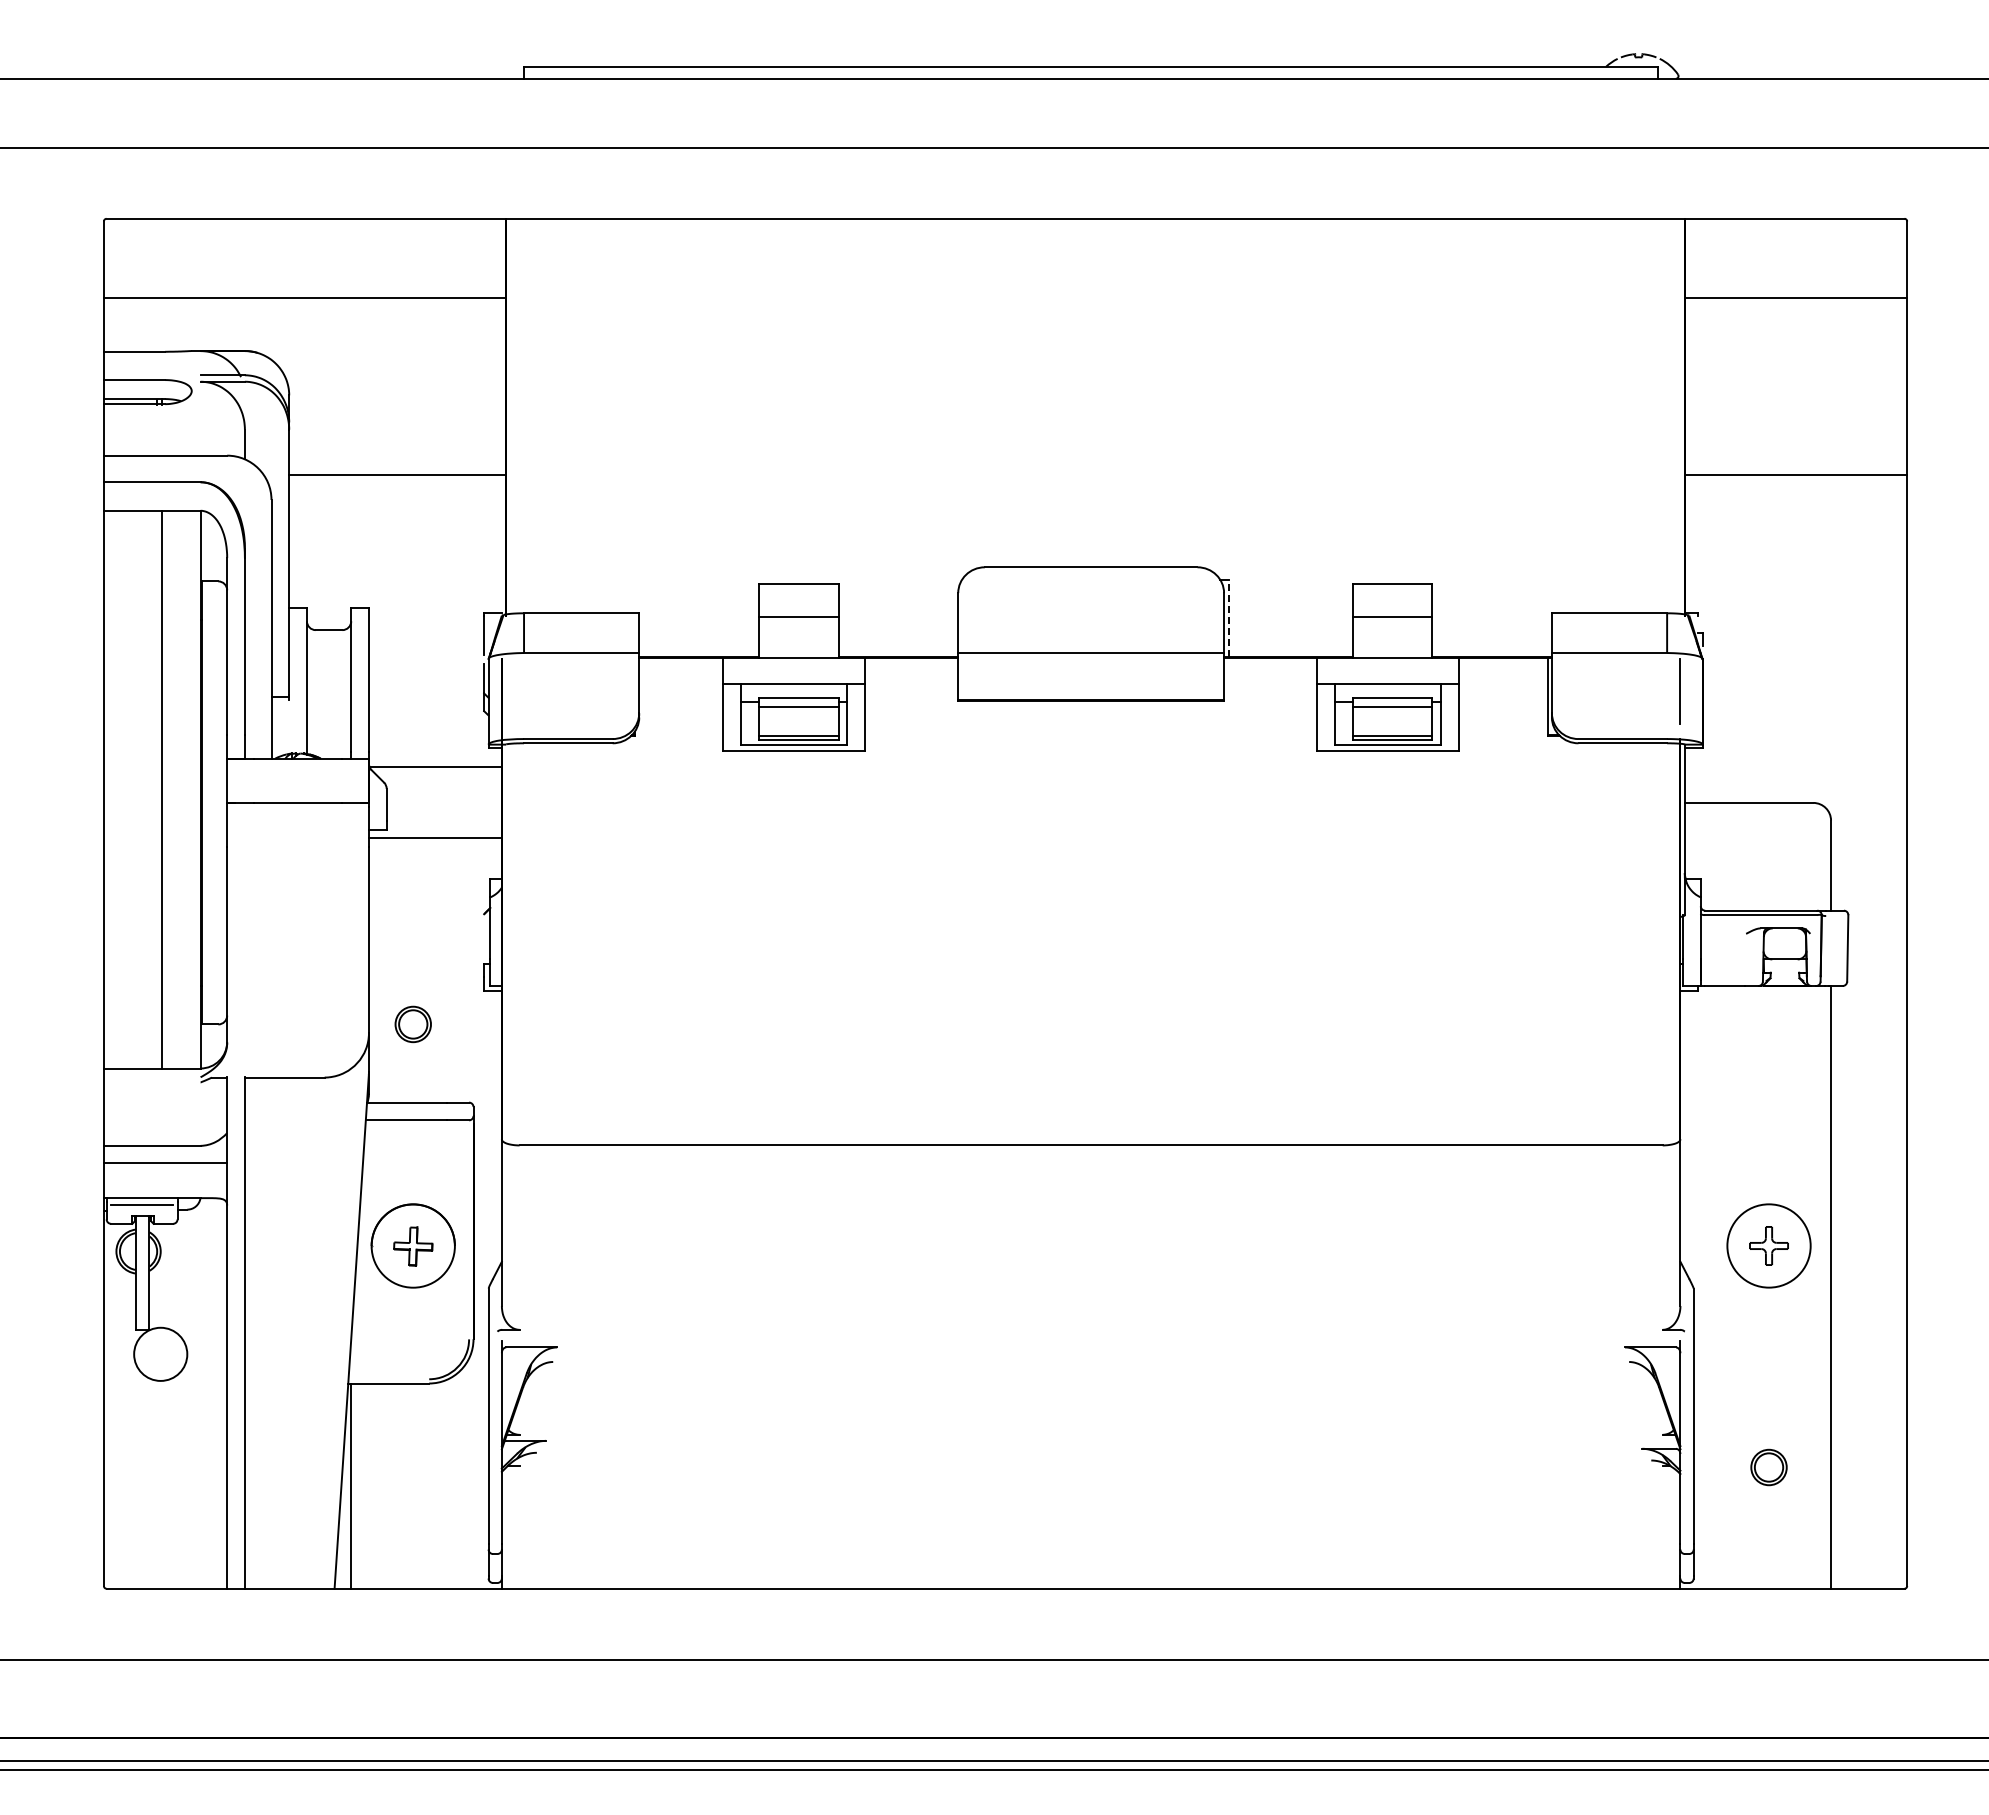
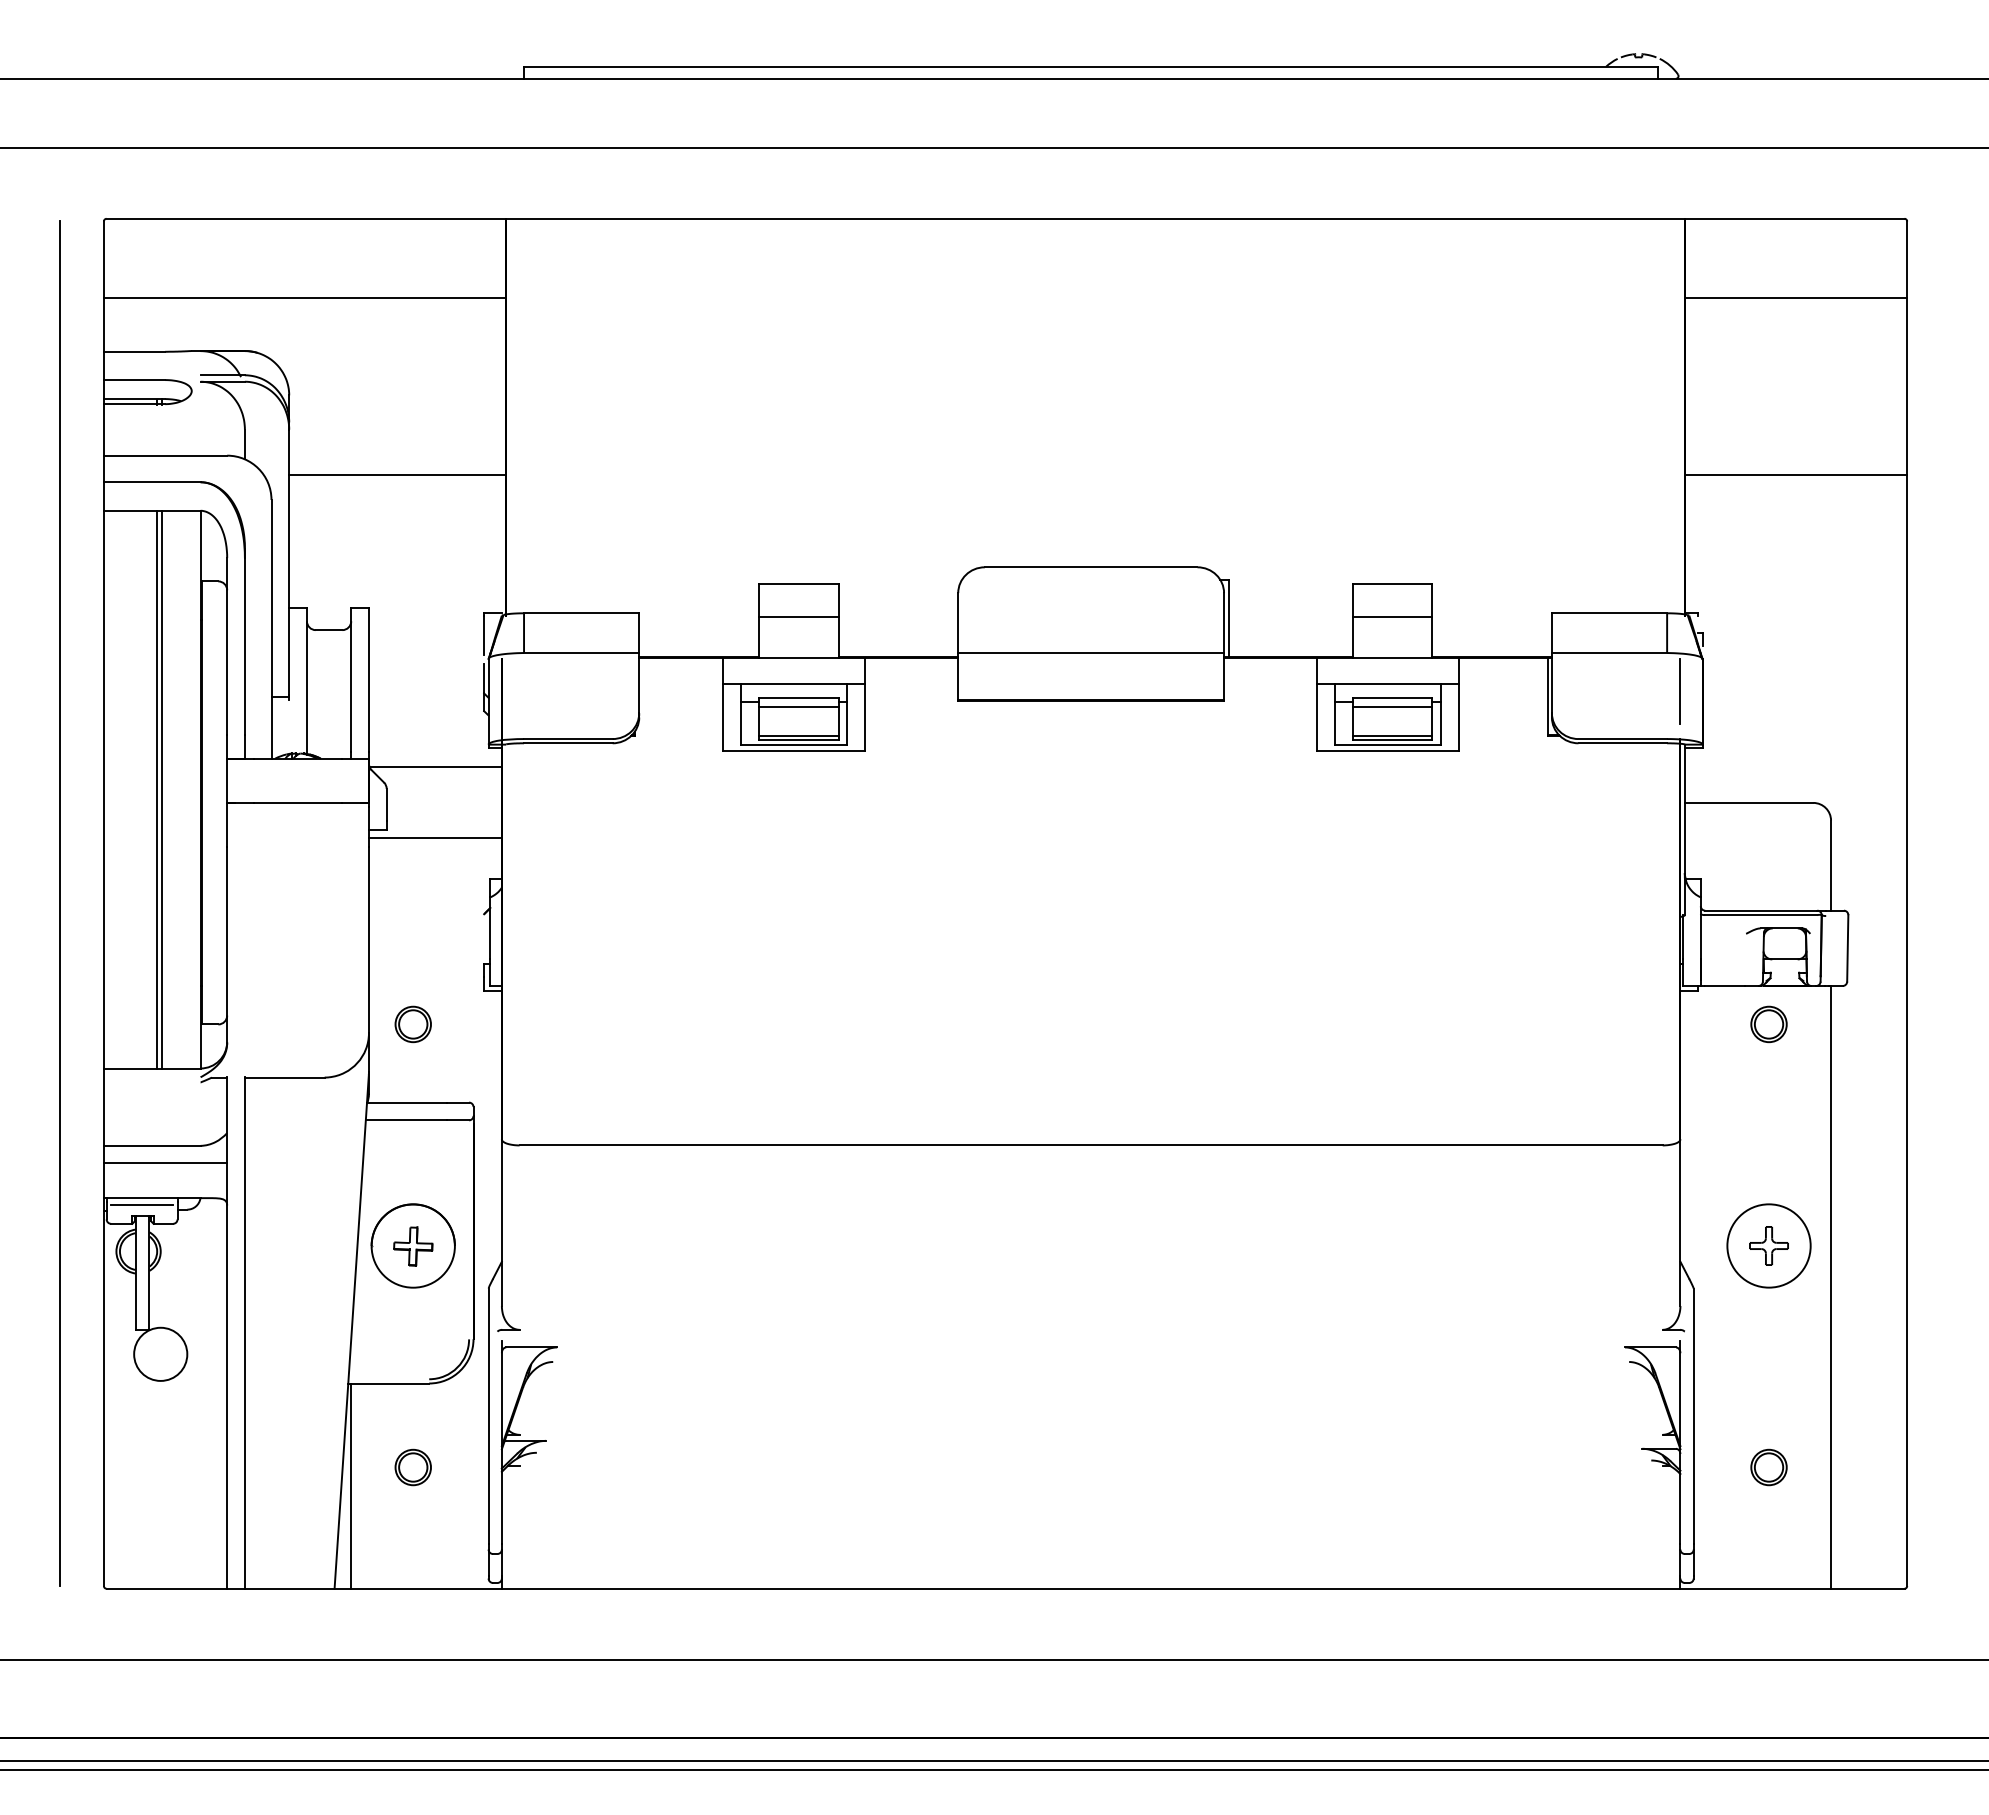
line: dashed -> solid (1228, 618)
line: none -> present (157, 789)
line: none -> present (59, 903)
part: none -> present (1768, 1024)
part: none -> present (412, 1467)
